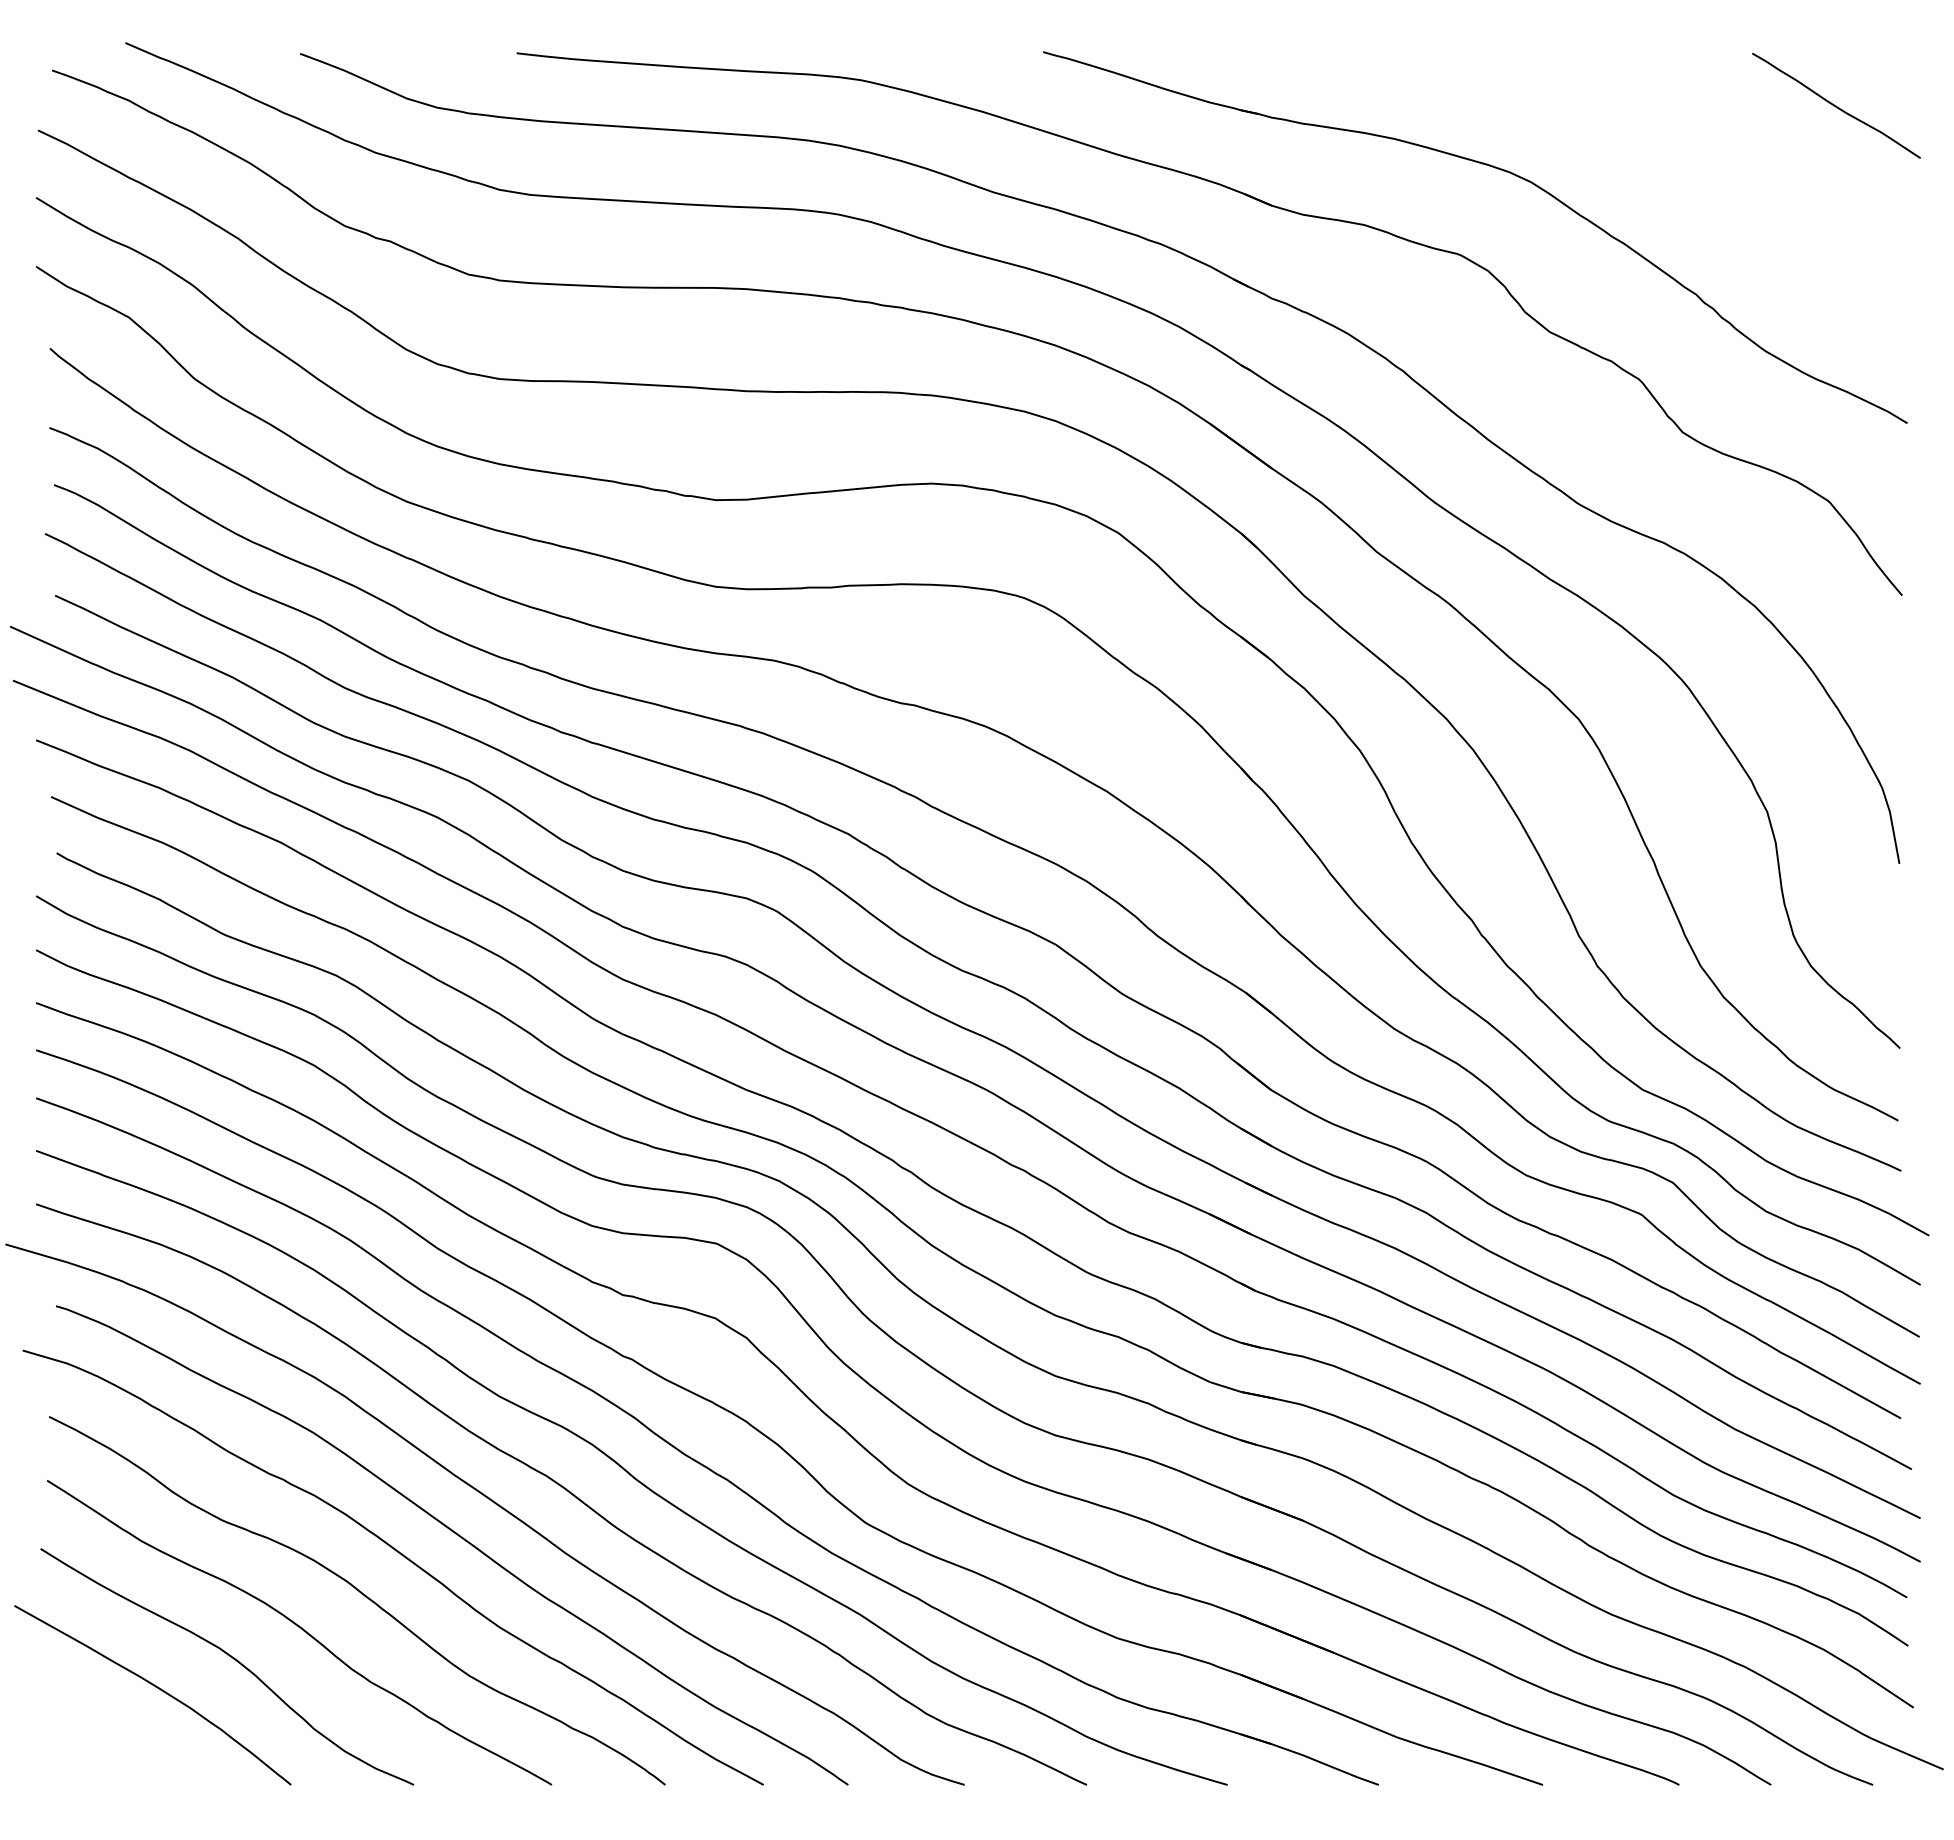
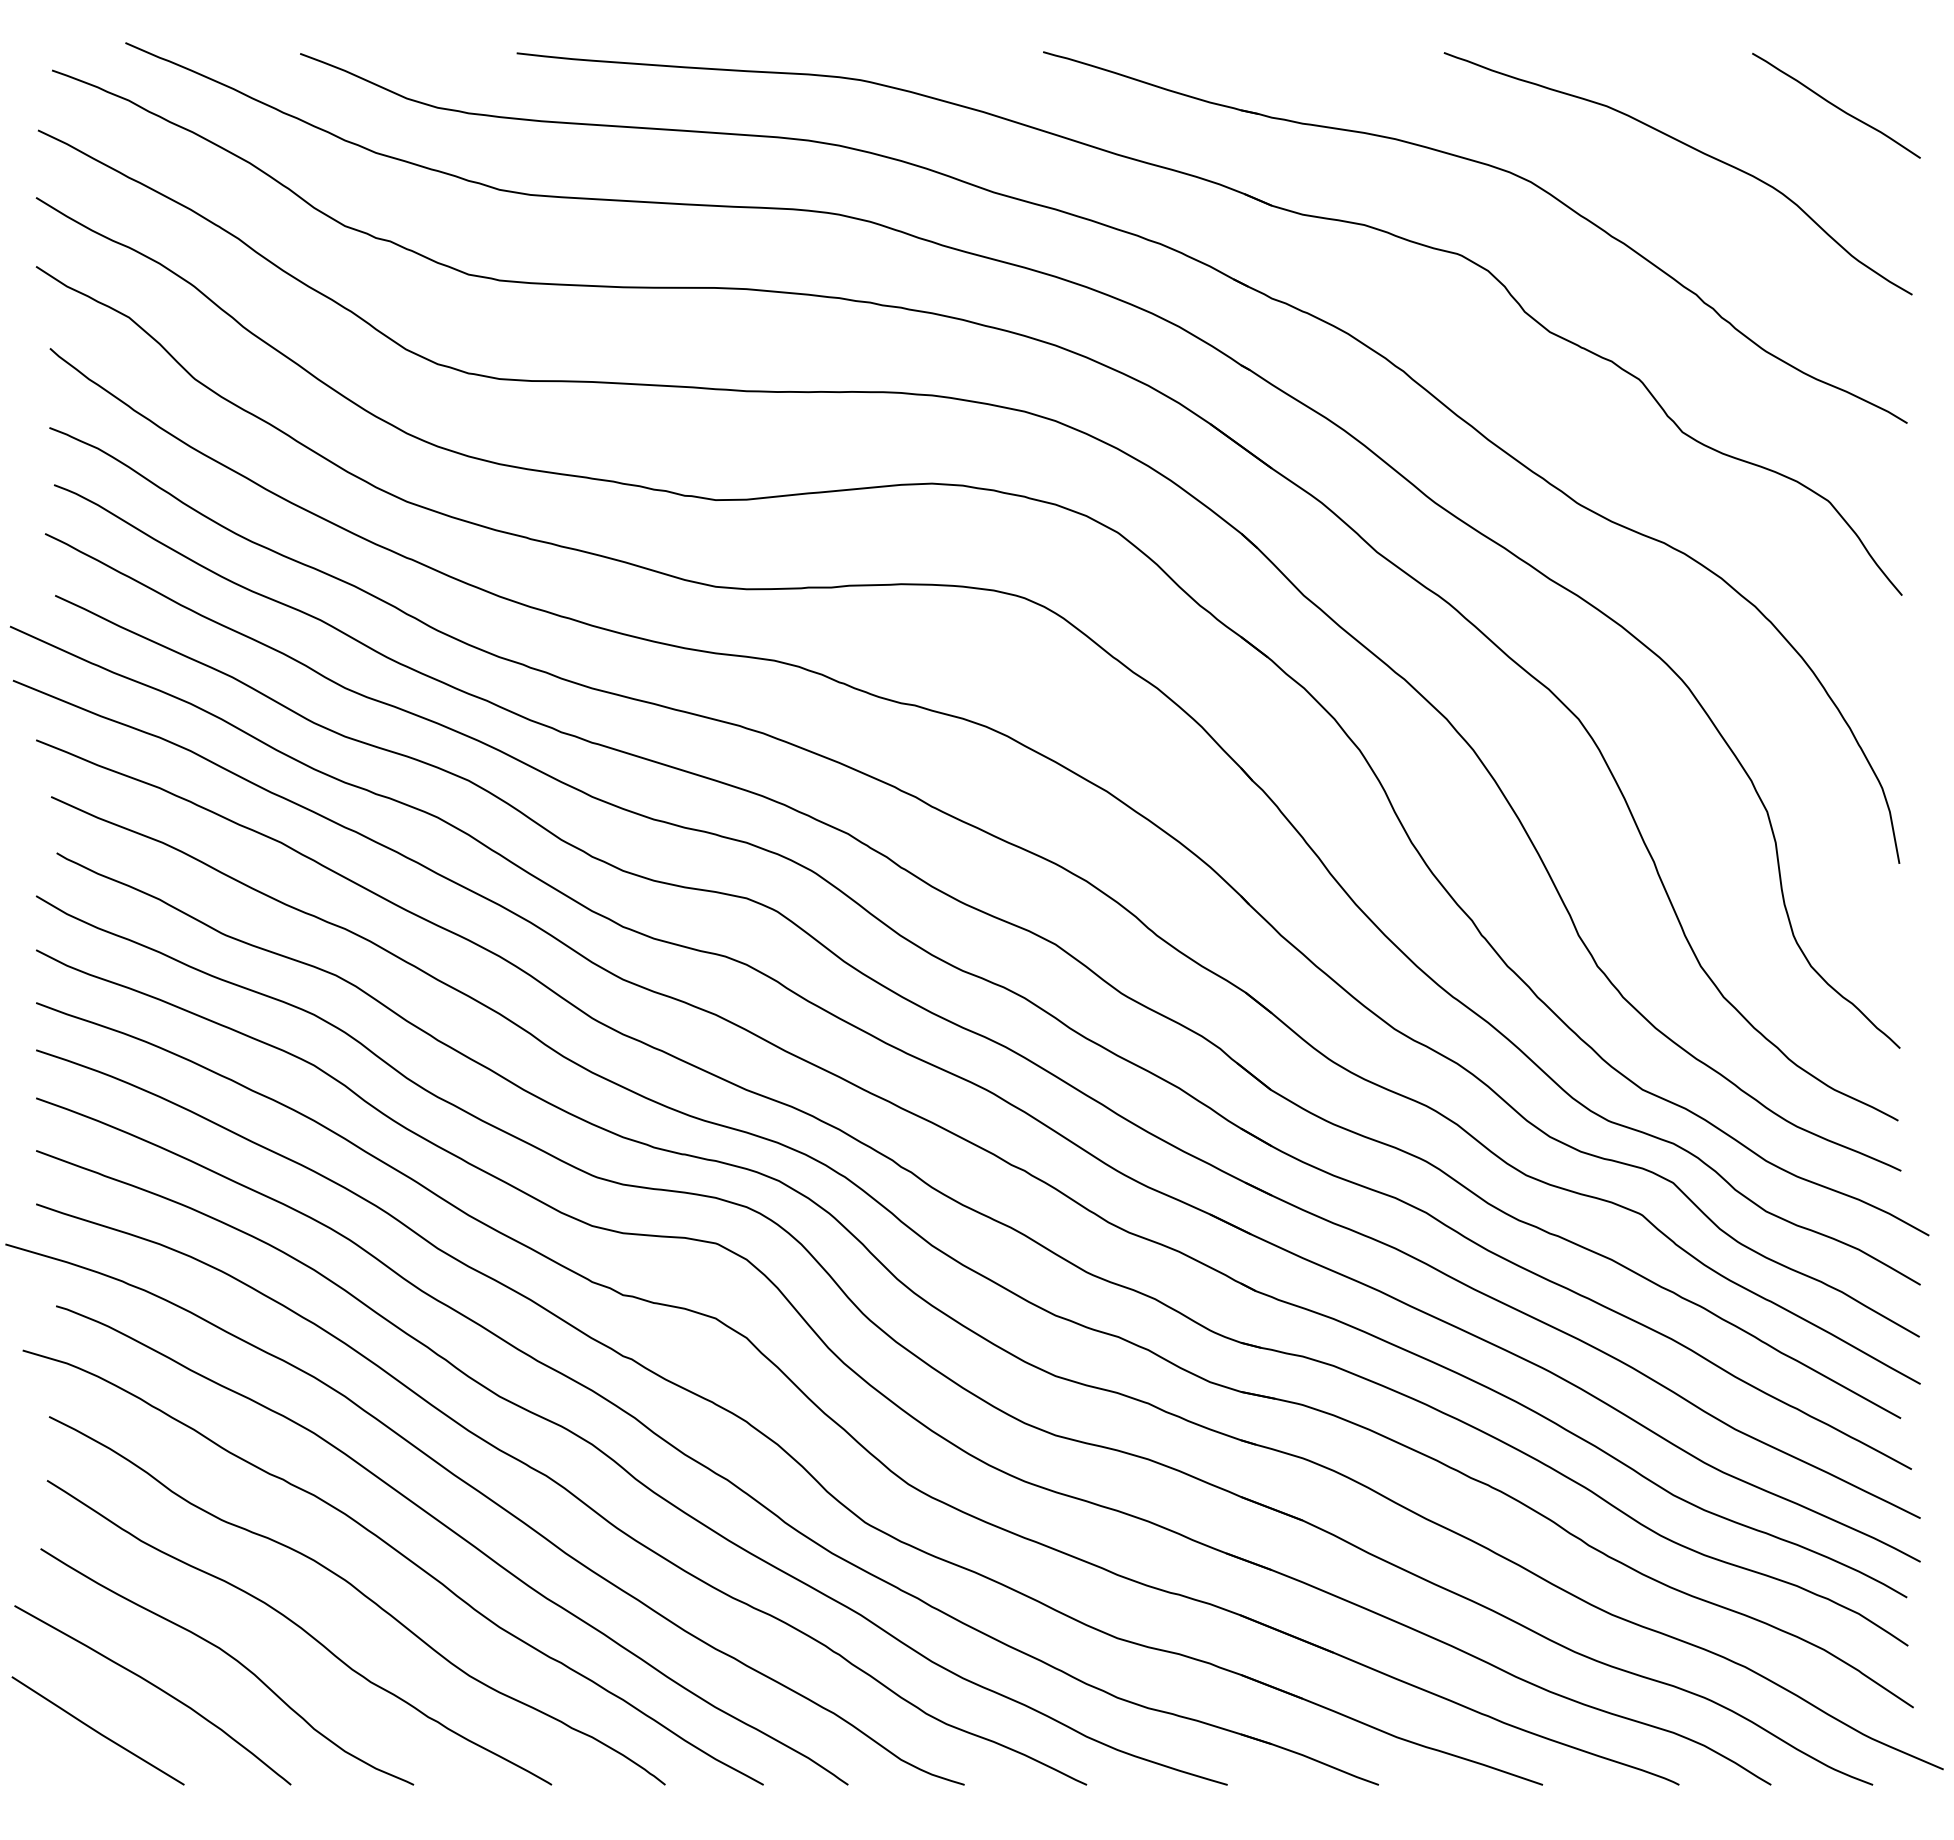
curve: none -> present (1689, 147)
line: none -> present (97, 1730)
